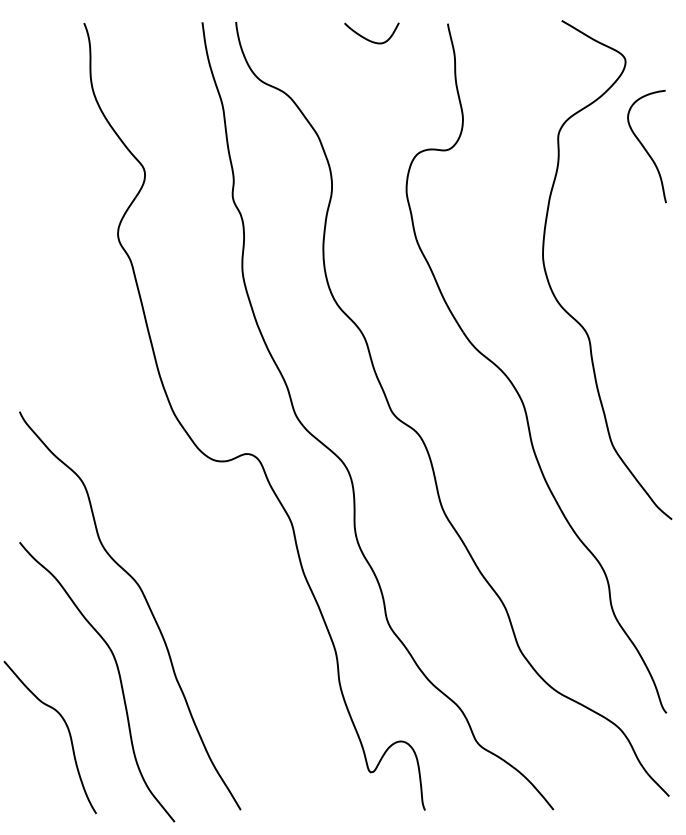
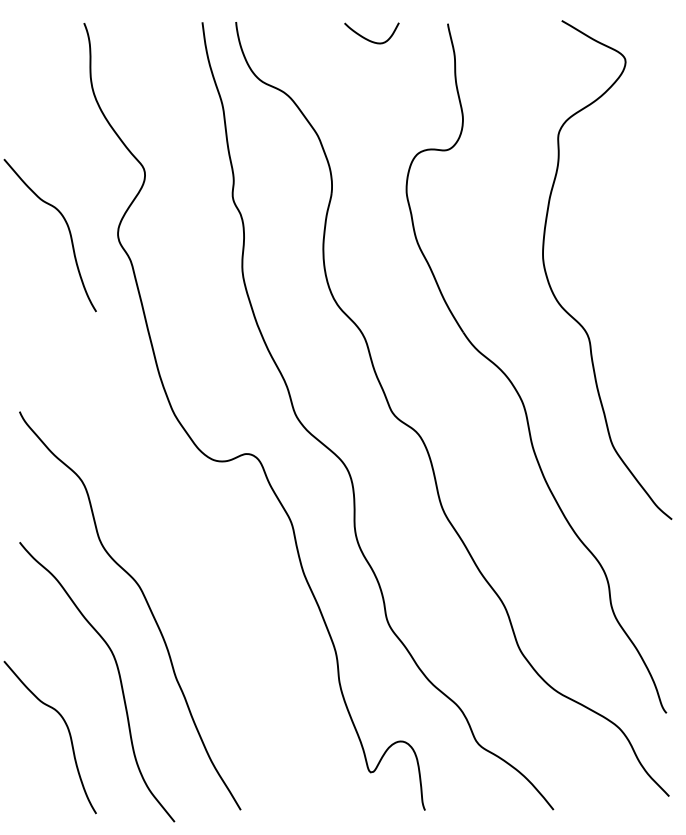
curve: present -> none (645, 147)
curve: none -> present (67, 228)
